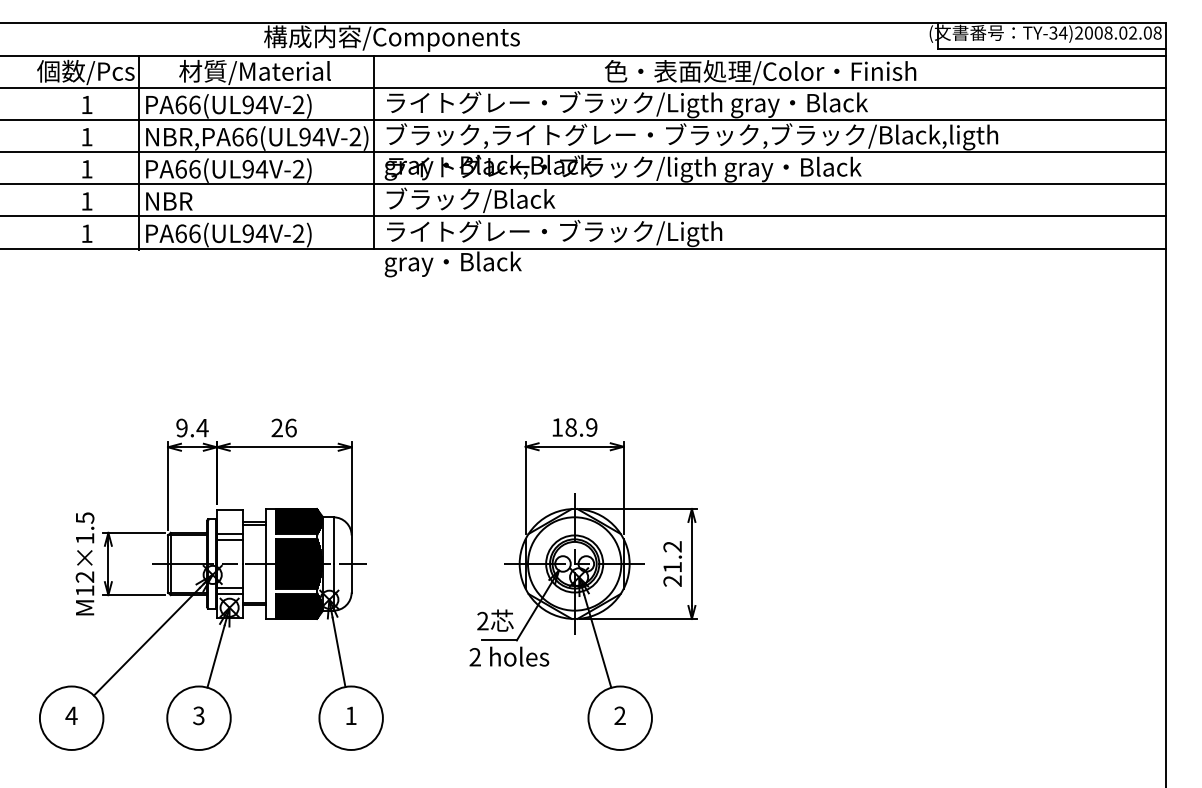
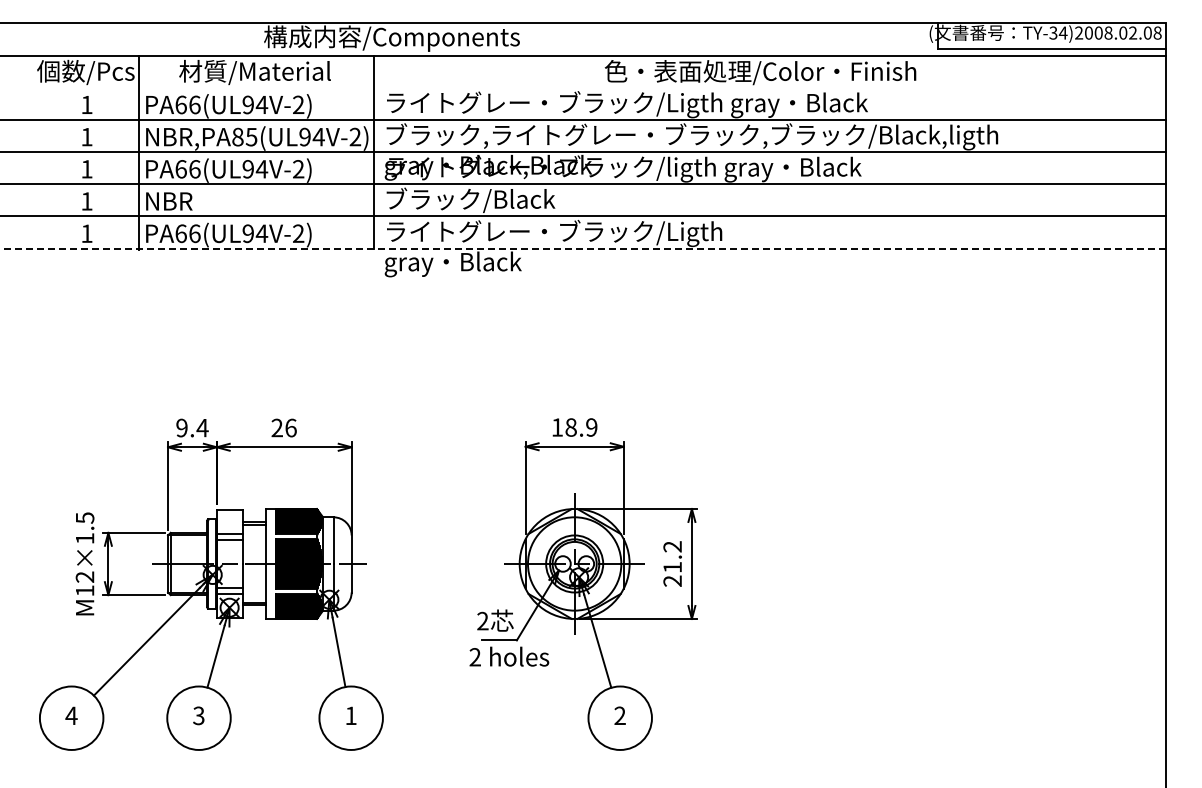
line: present -> none (583, 87)
text: NBR,PA66(UL94V-2) -> NBR,PA85(UL94V-2) (244, 136)
line: solid -> dashed (582, 248)
